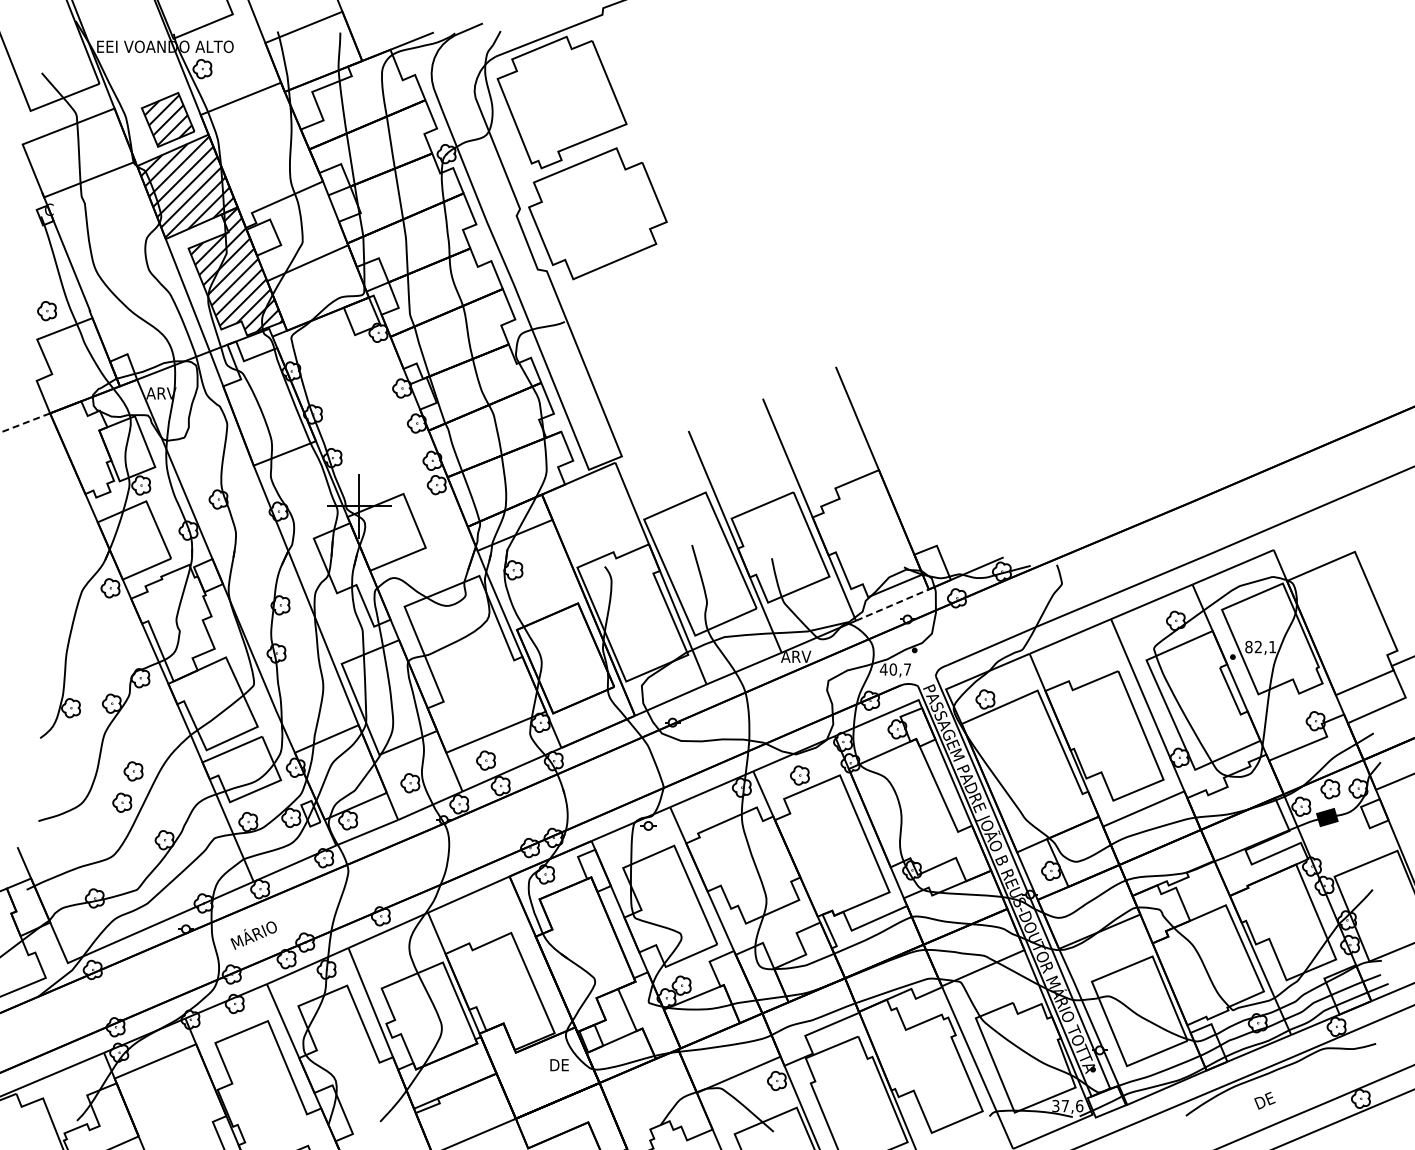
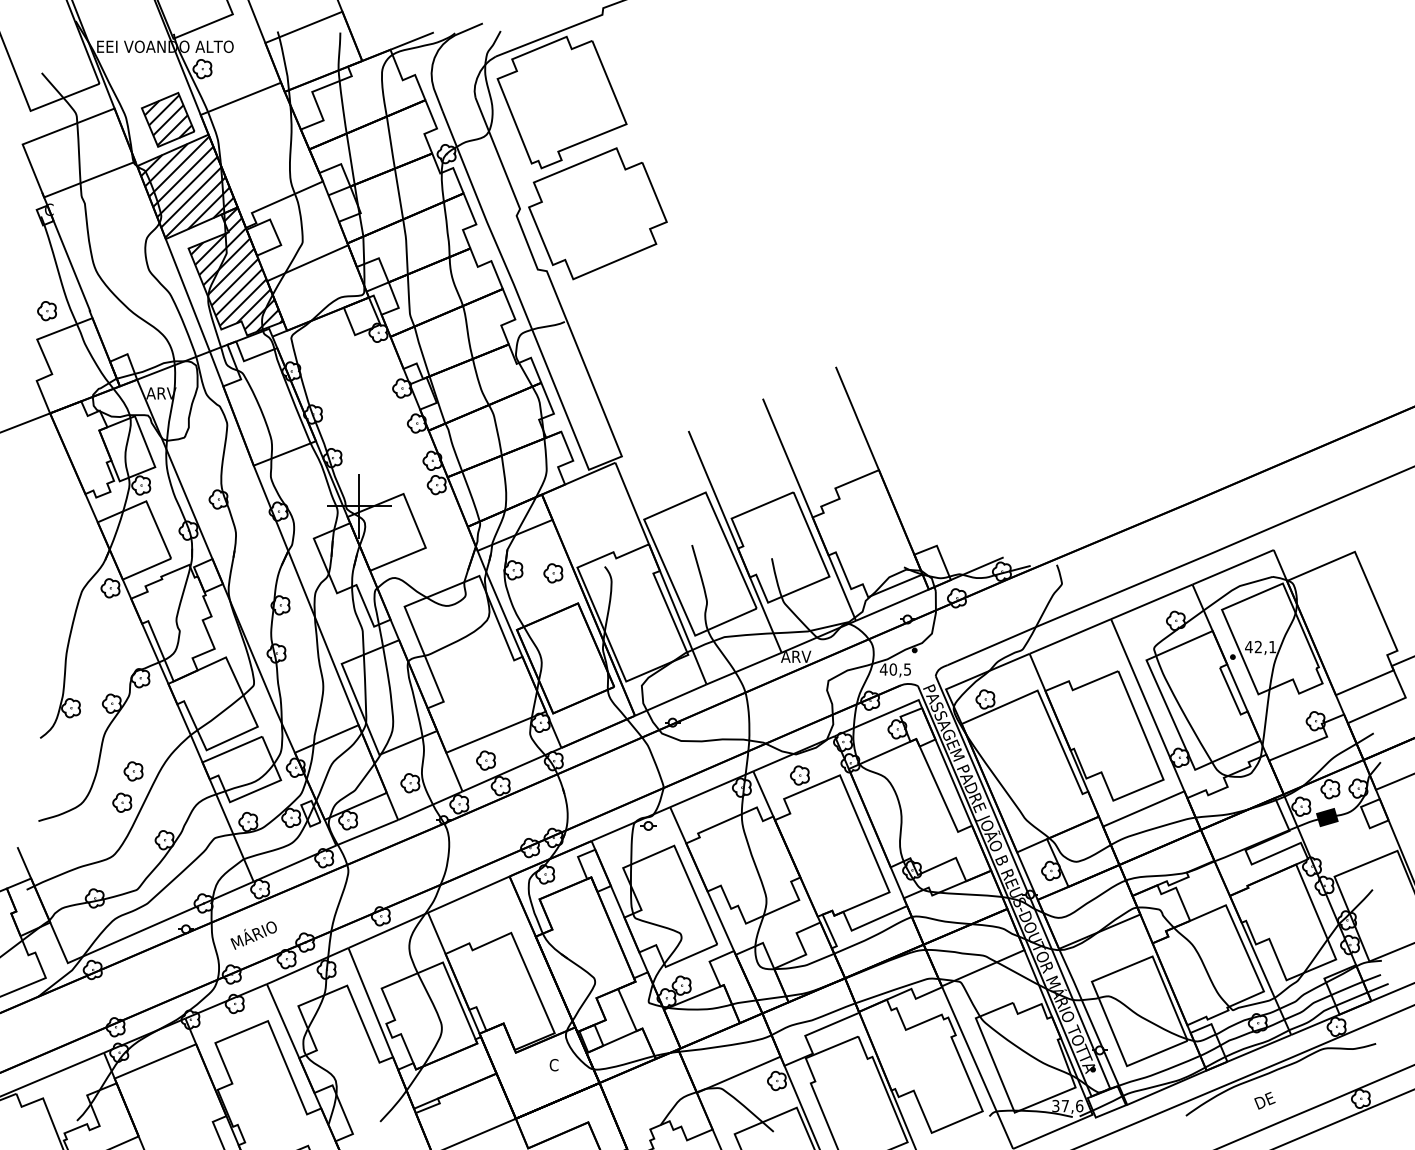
line: dashed -> solid (25, 423)
part: none -> present (553, 573)
line: dashed -> solid (892, 605)
text: 82,1 -> 42,1 (1248, 646)
text: 40,7 -> 40,5 (907, 669)
text: DE -> C (558, 1065)
